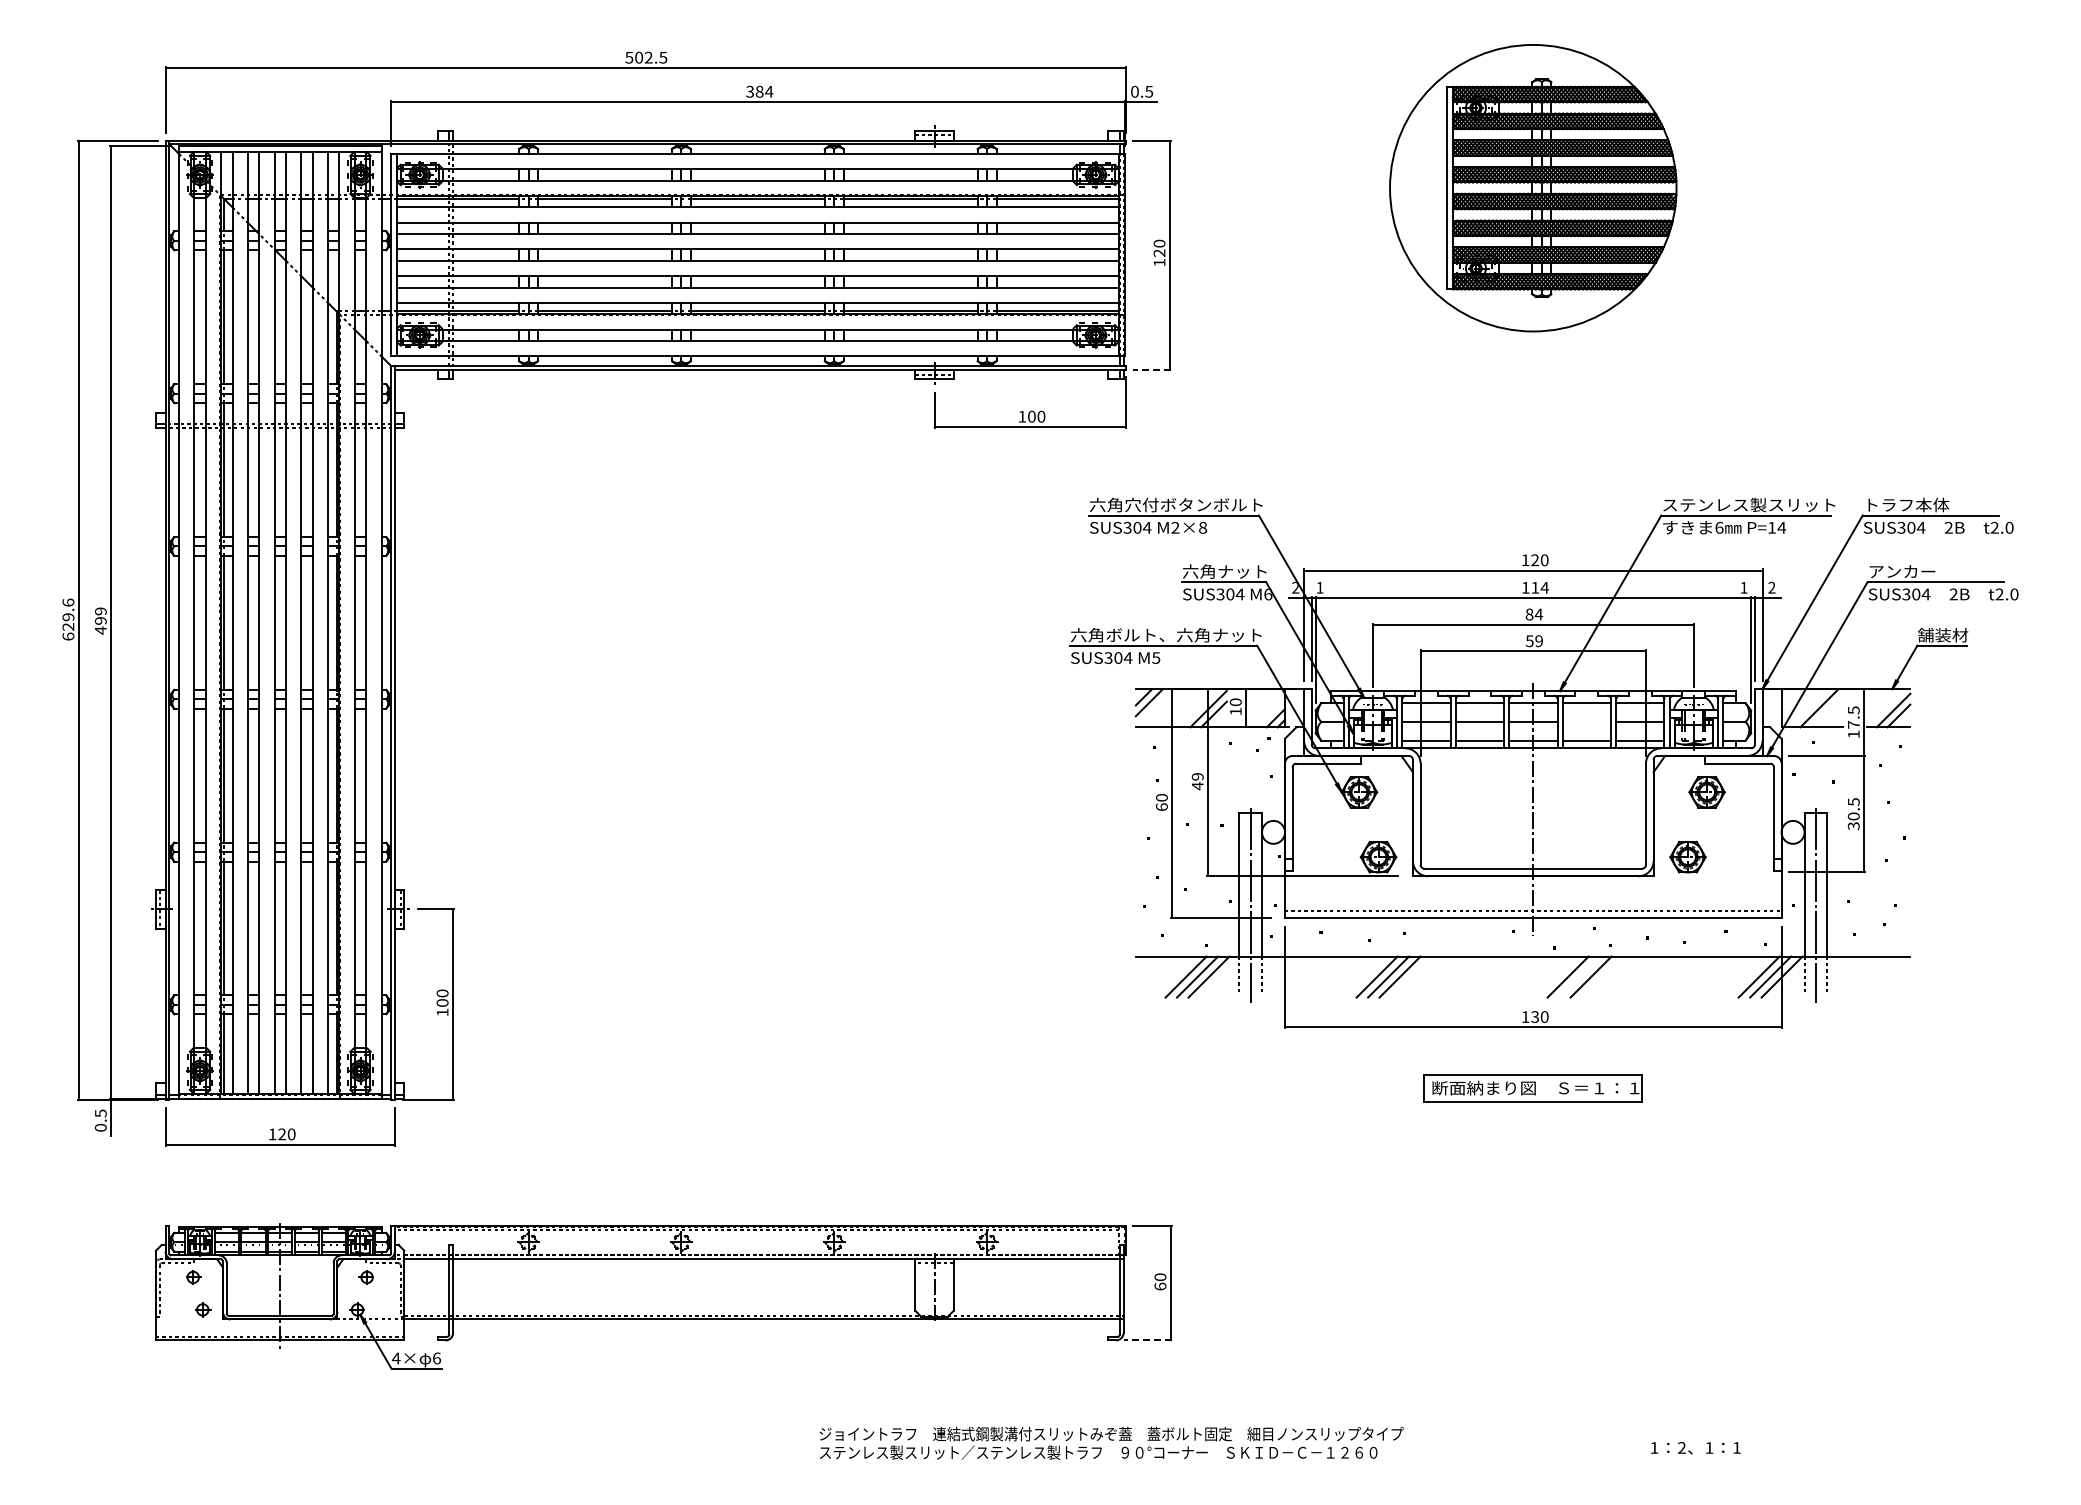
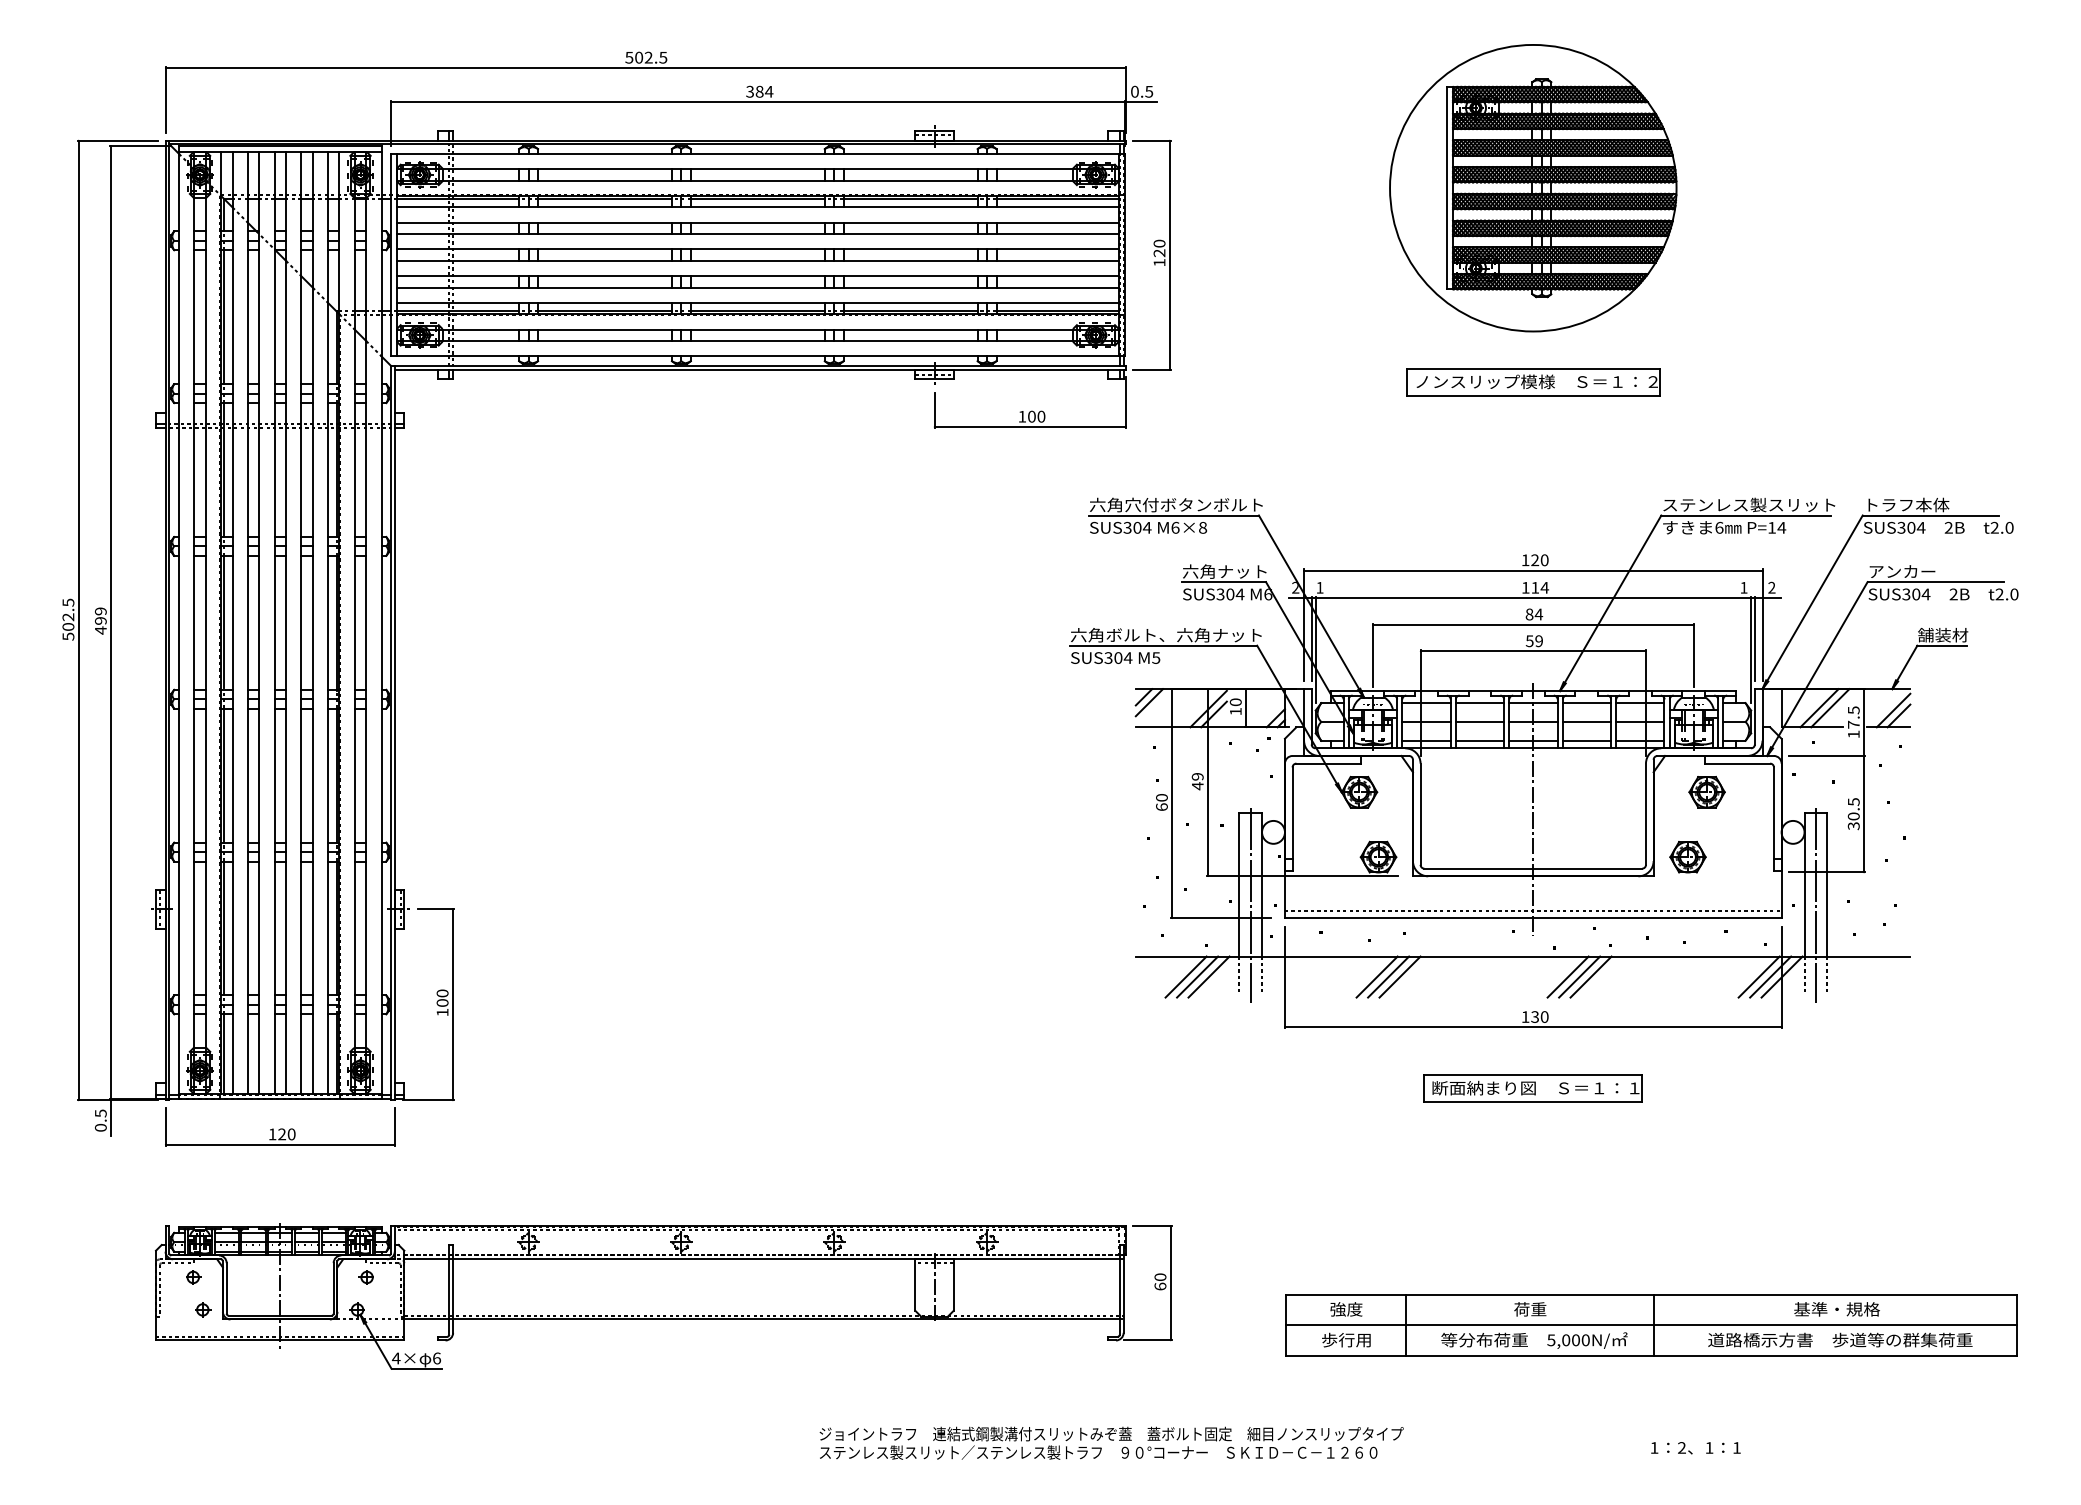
line: dashed -> solid (1152, 369)
part: none -> present (1533, 382)
text: M2×8 -> M6×8 (1175, 527)
text: 629.6 -> 502.5 (68, 619)
line: none -> present (1830, 708)
line: none -> present (1586, 721)
line: none -> present (1579, 976)
part: none -> present (1651, 1325)
line: dashed -> solid (1147, 1340)
